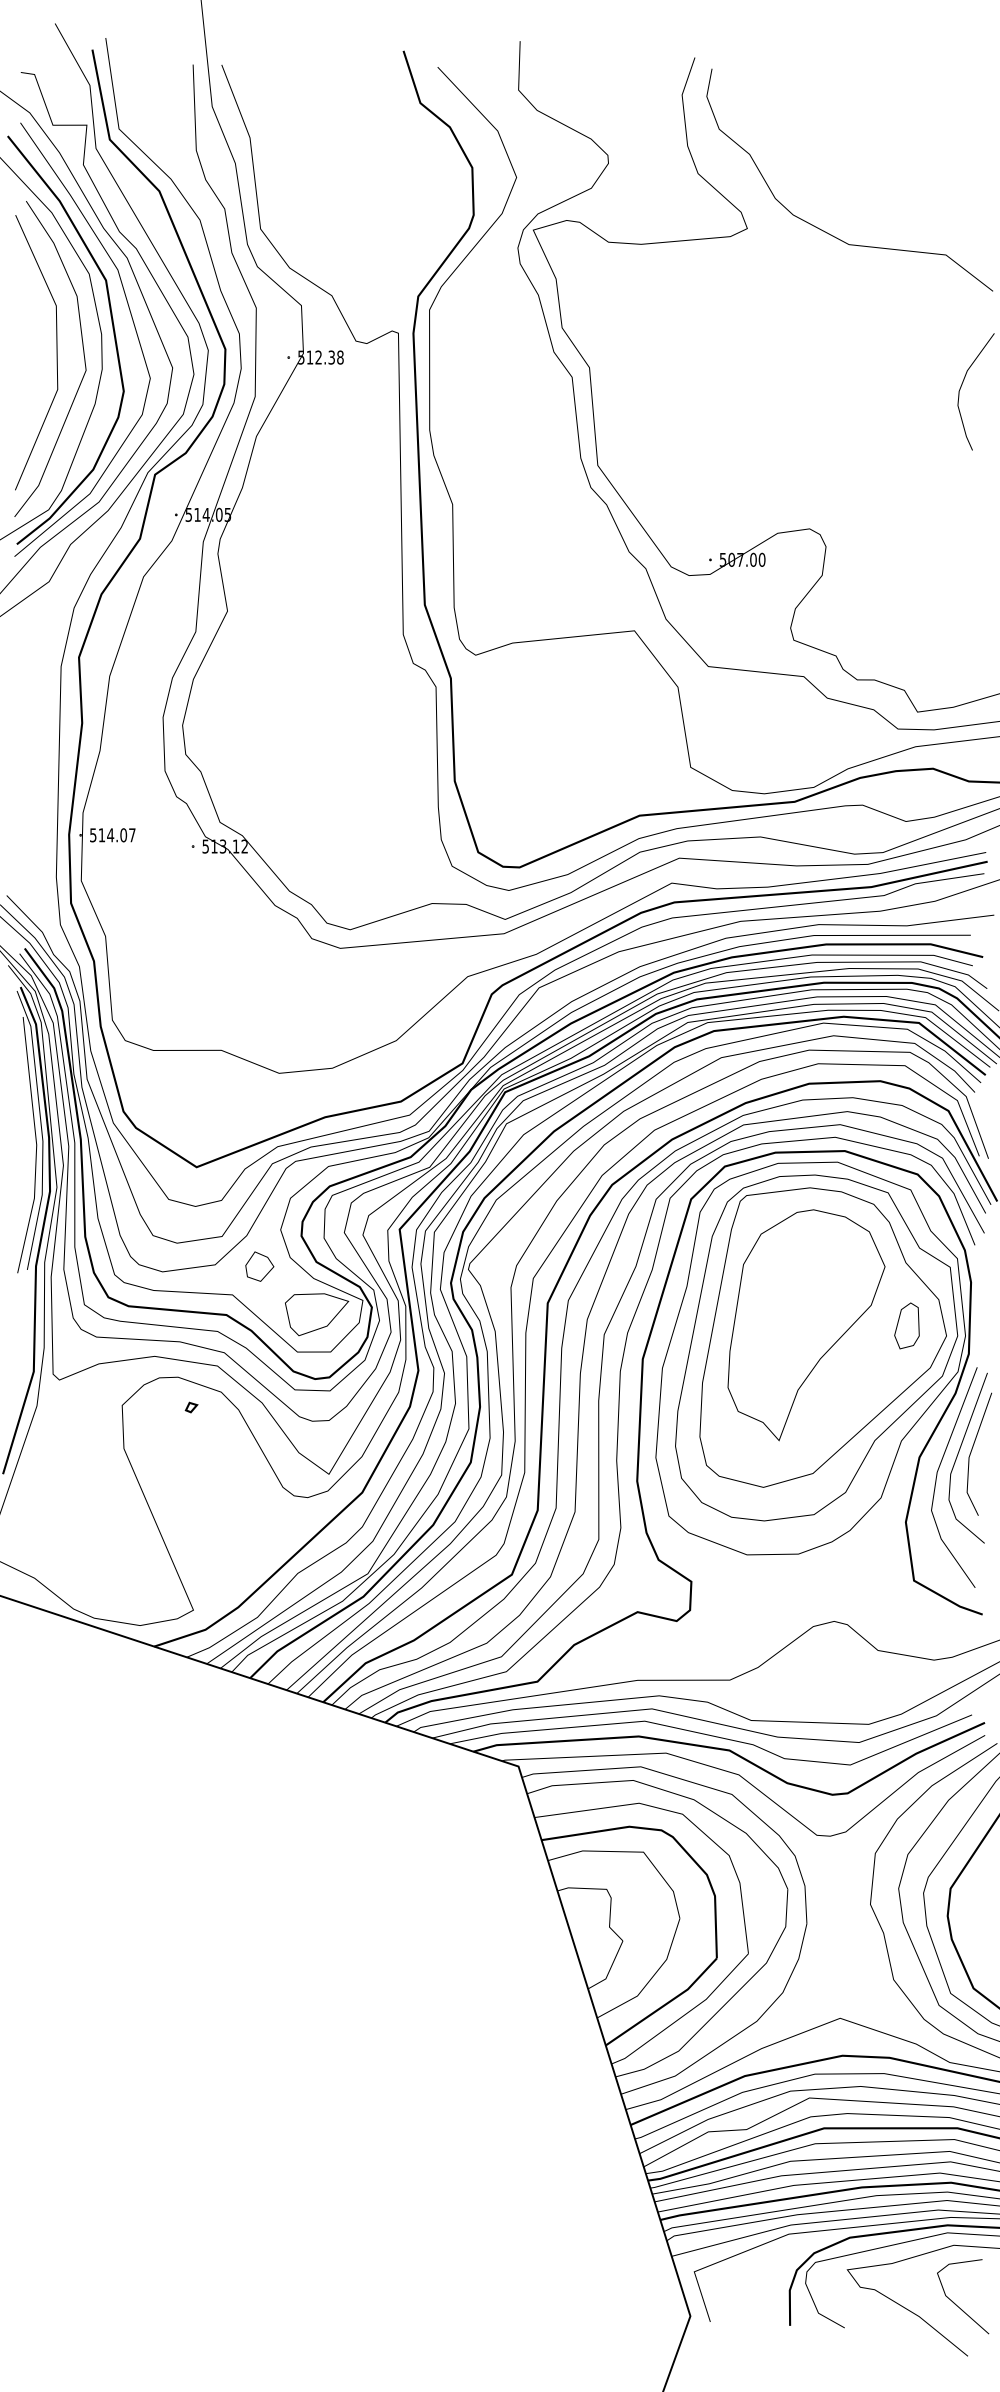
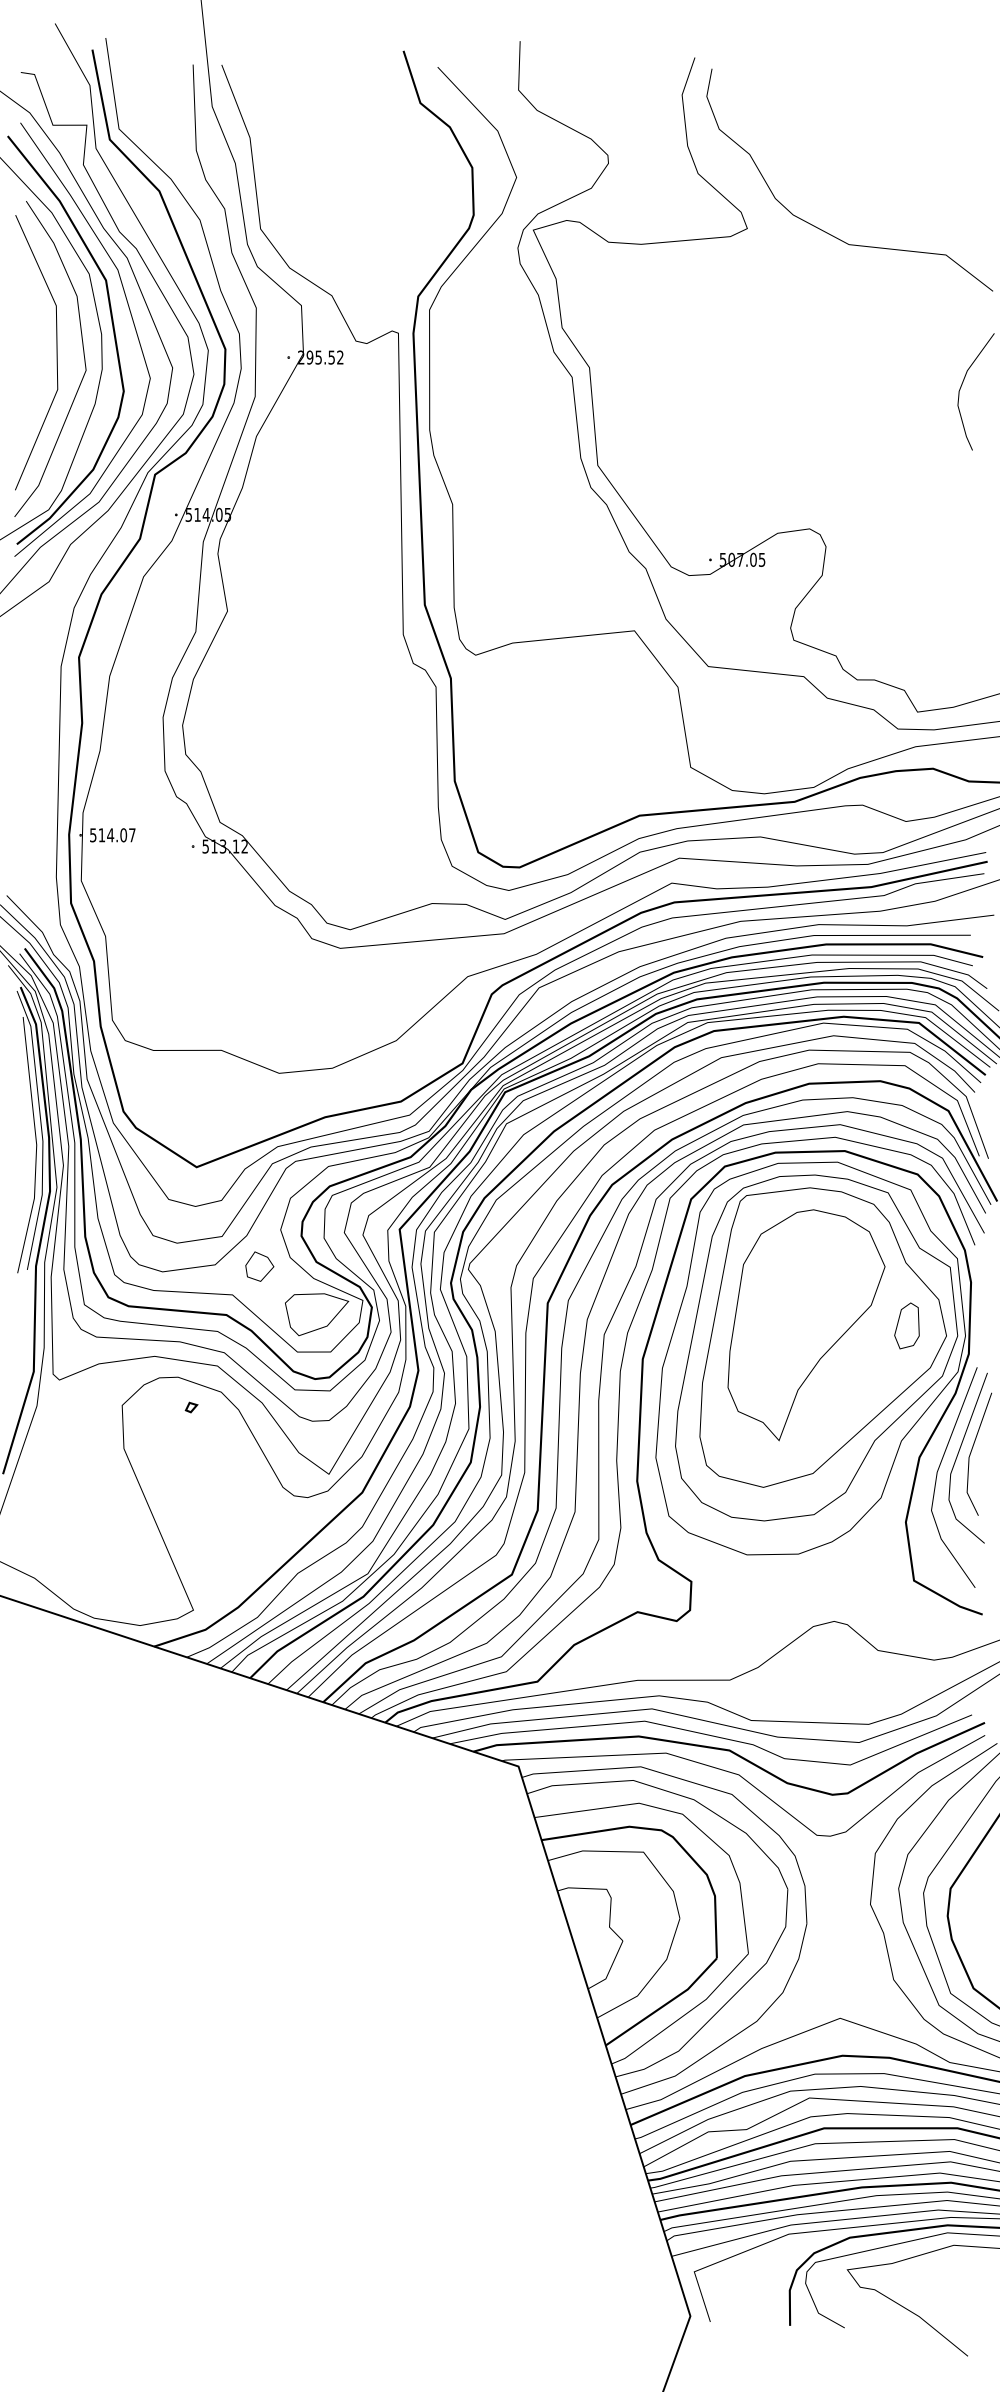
text: 512.38 -> 295.52 (320, 357)
text: 507.00 -> 507.05 (761, 559)
line: present -> none (955, 2303)
